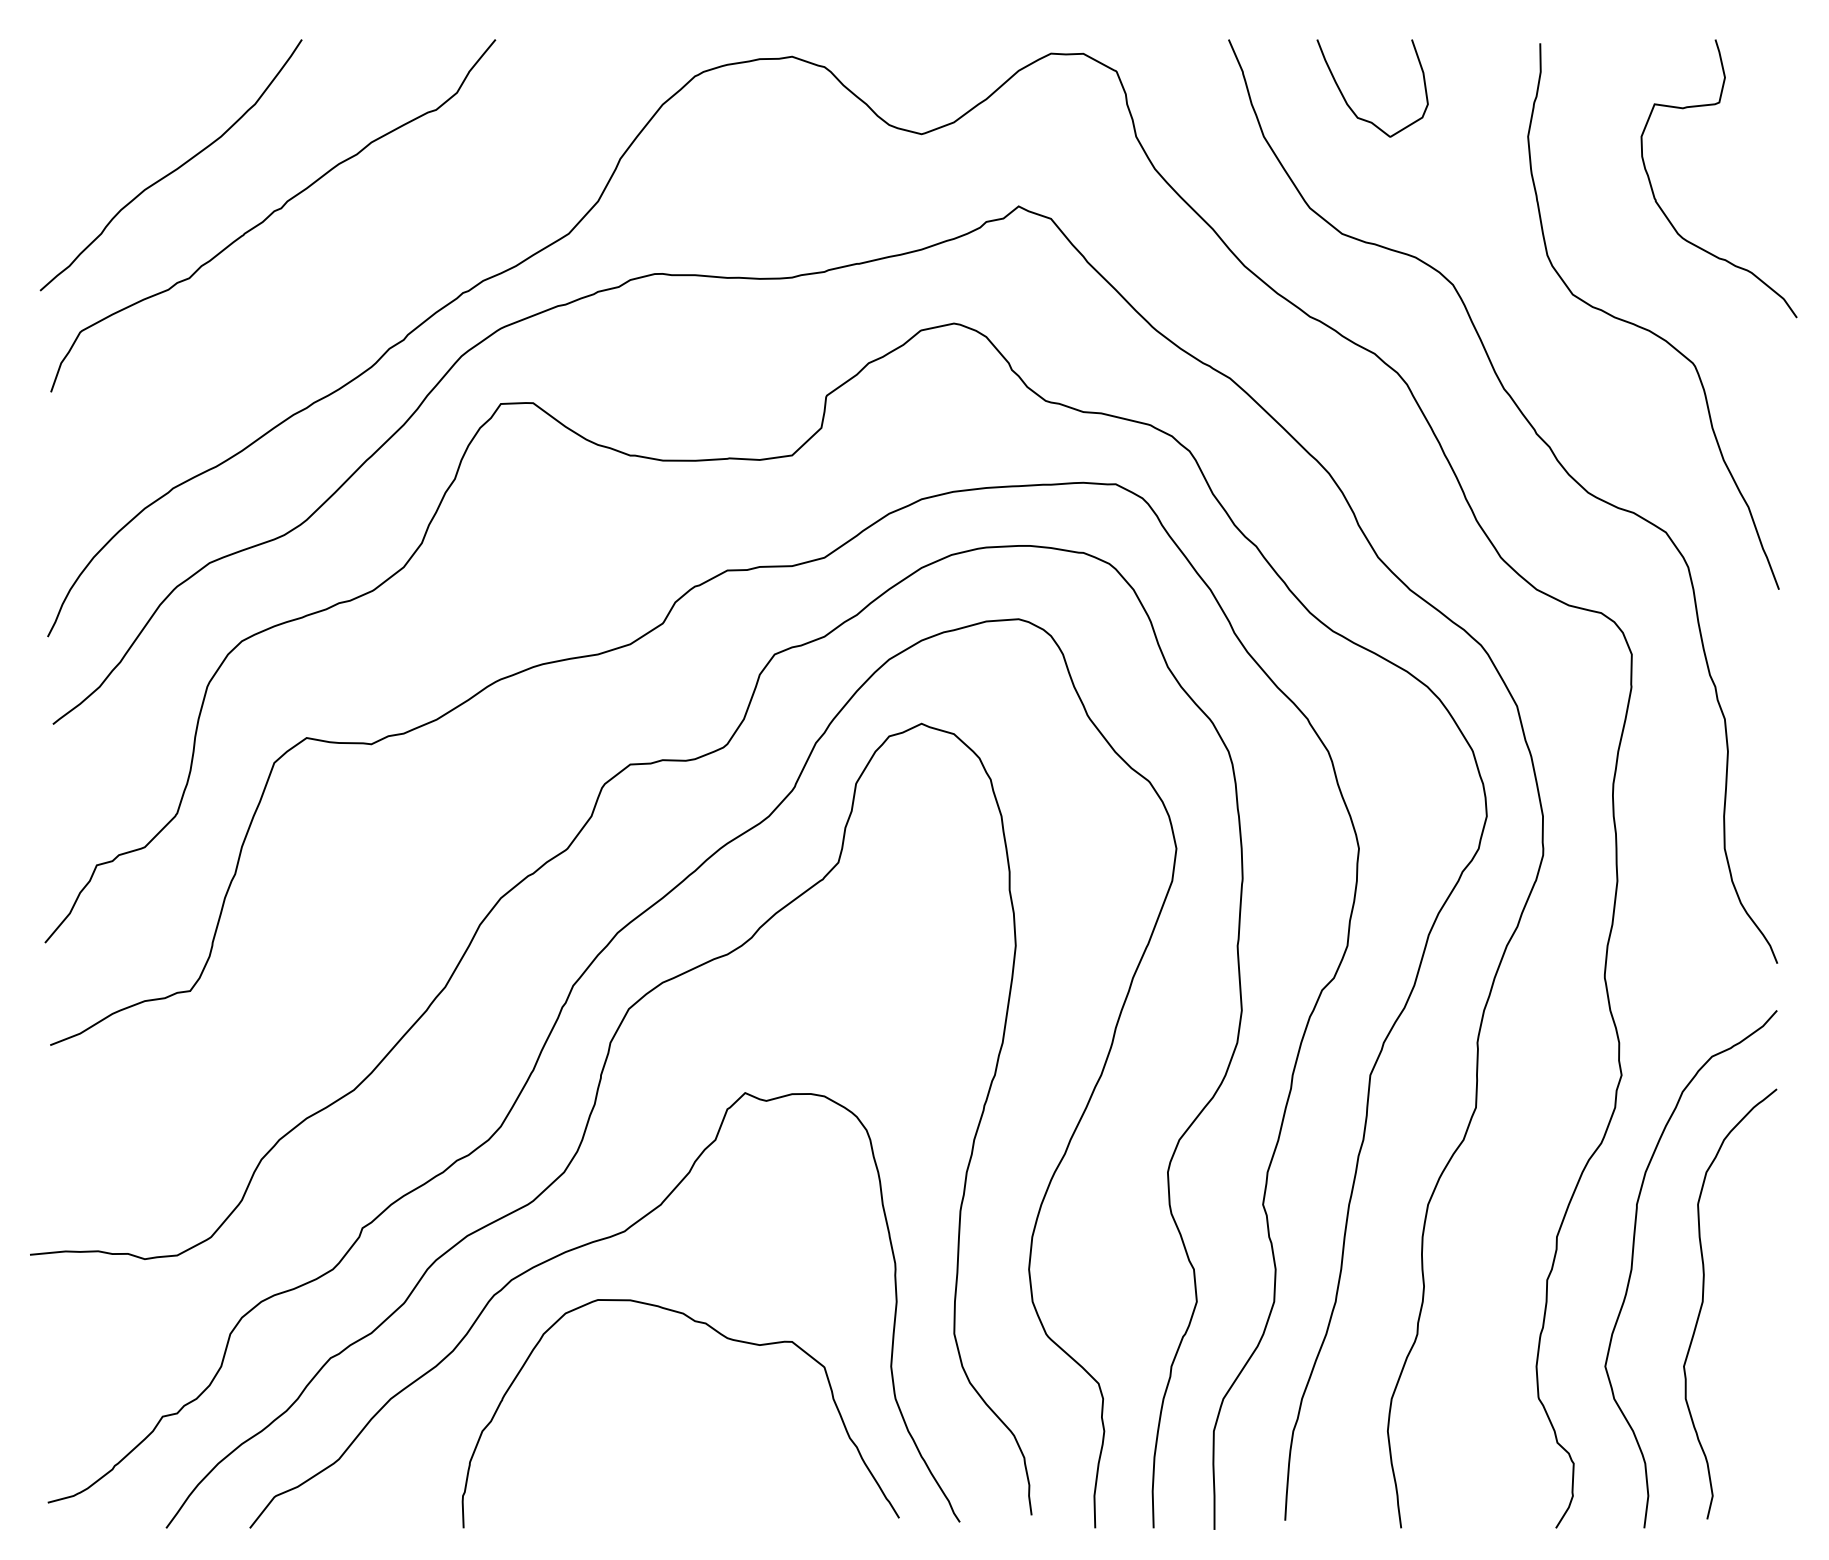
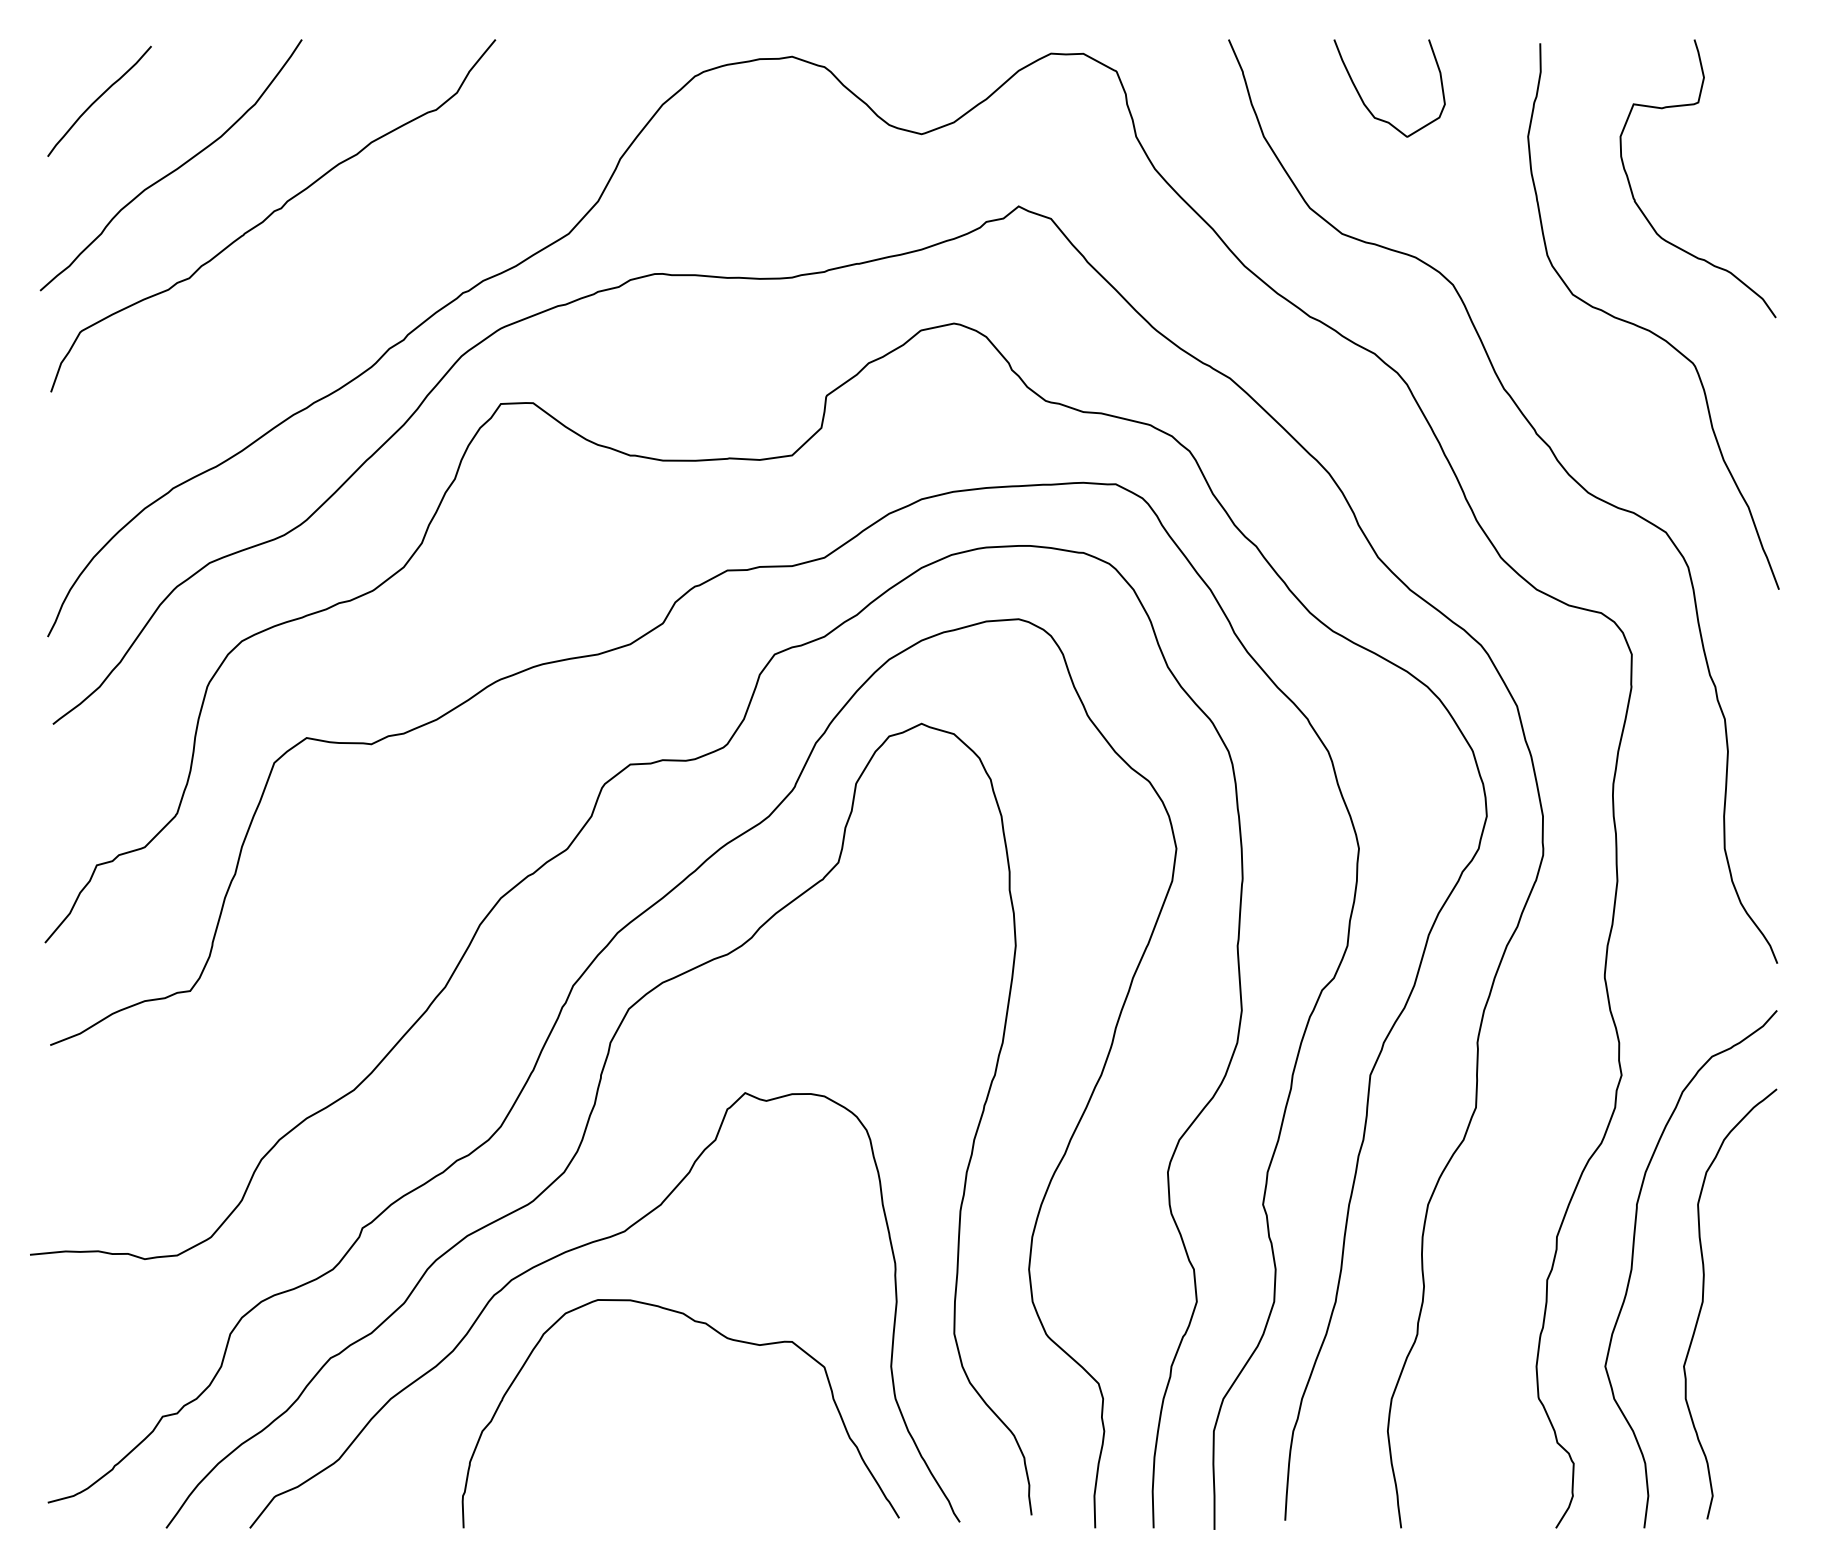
curve: none -> present (98, 99)
curve position: (1350, 106) -> (1367, 106) (1367, 106)
curve position: (1665, 213) -> (1644, 213) (1644, 213)
